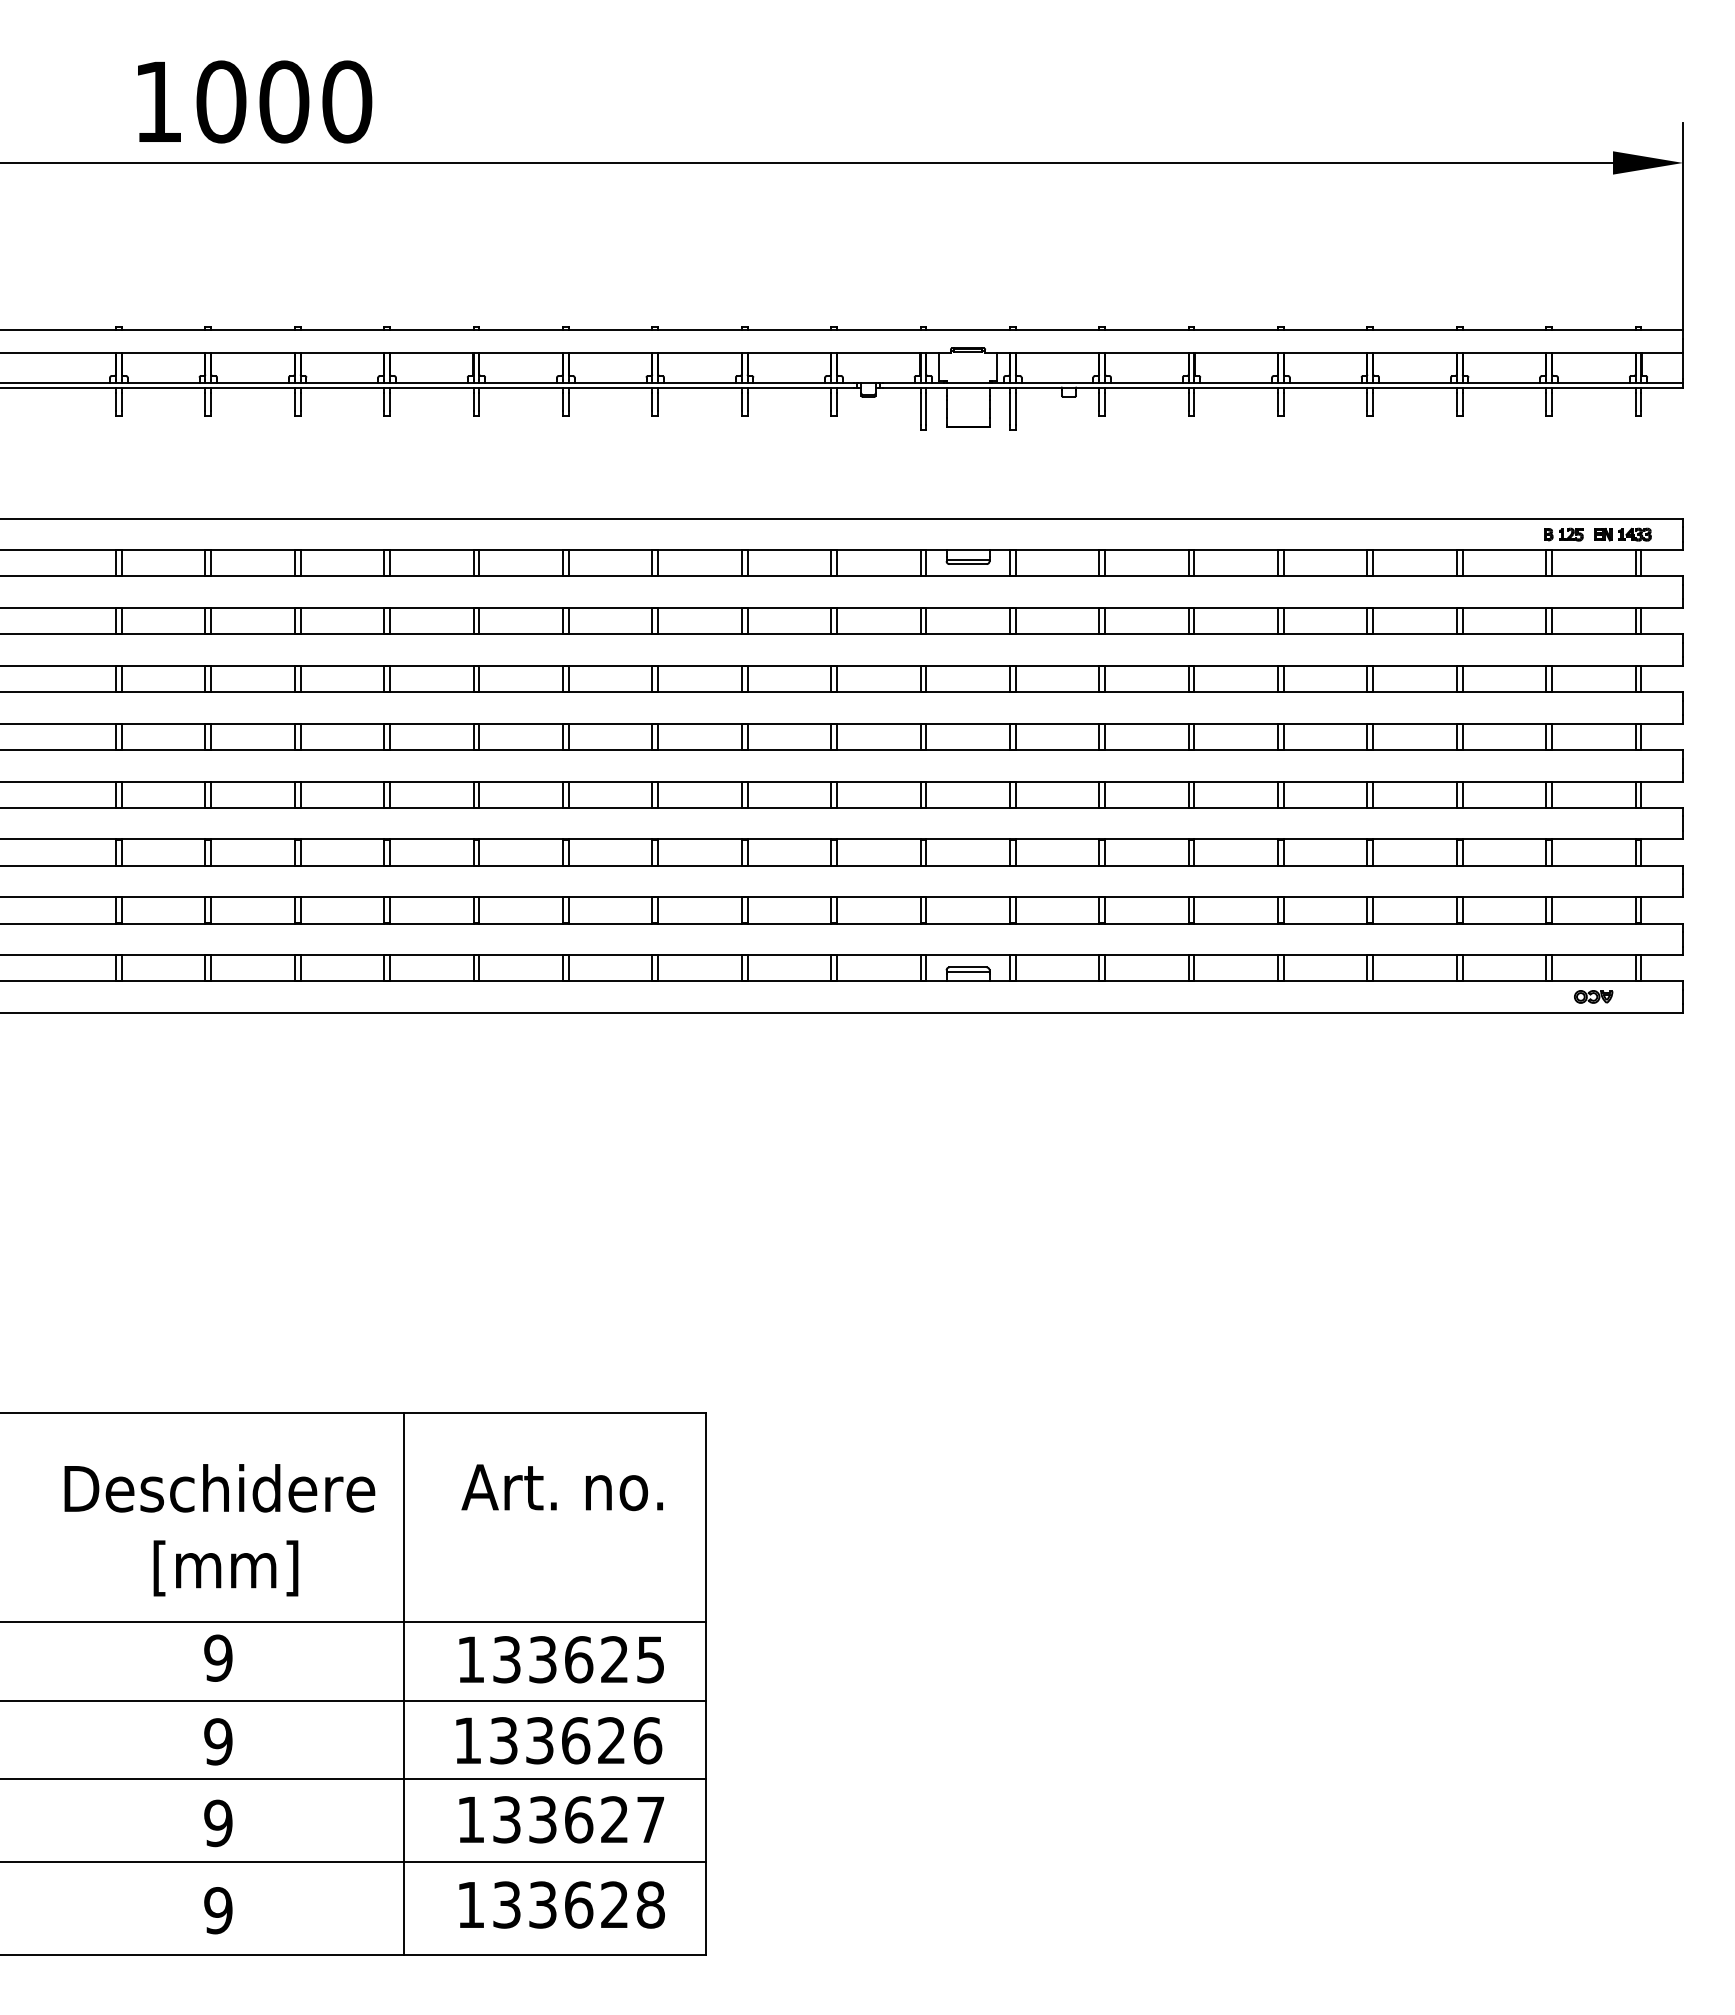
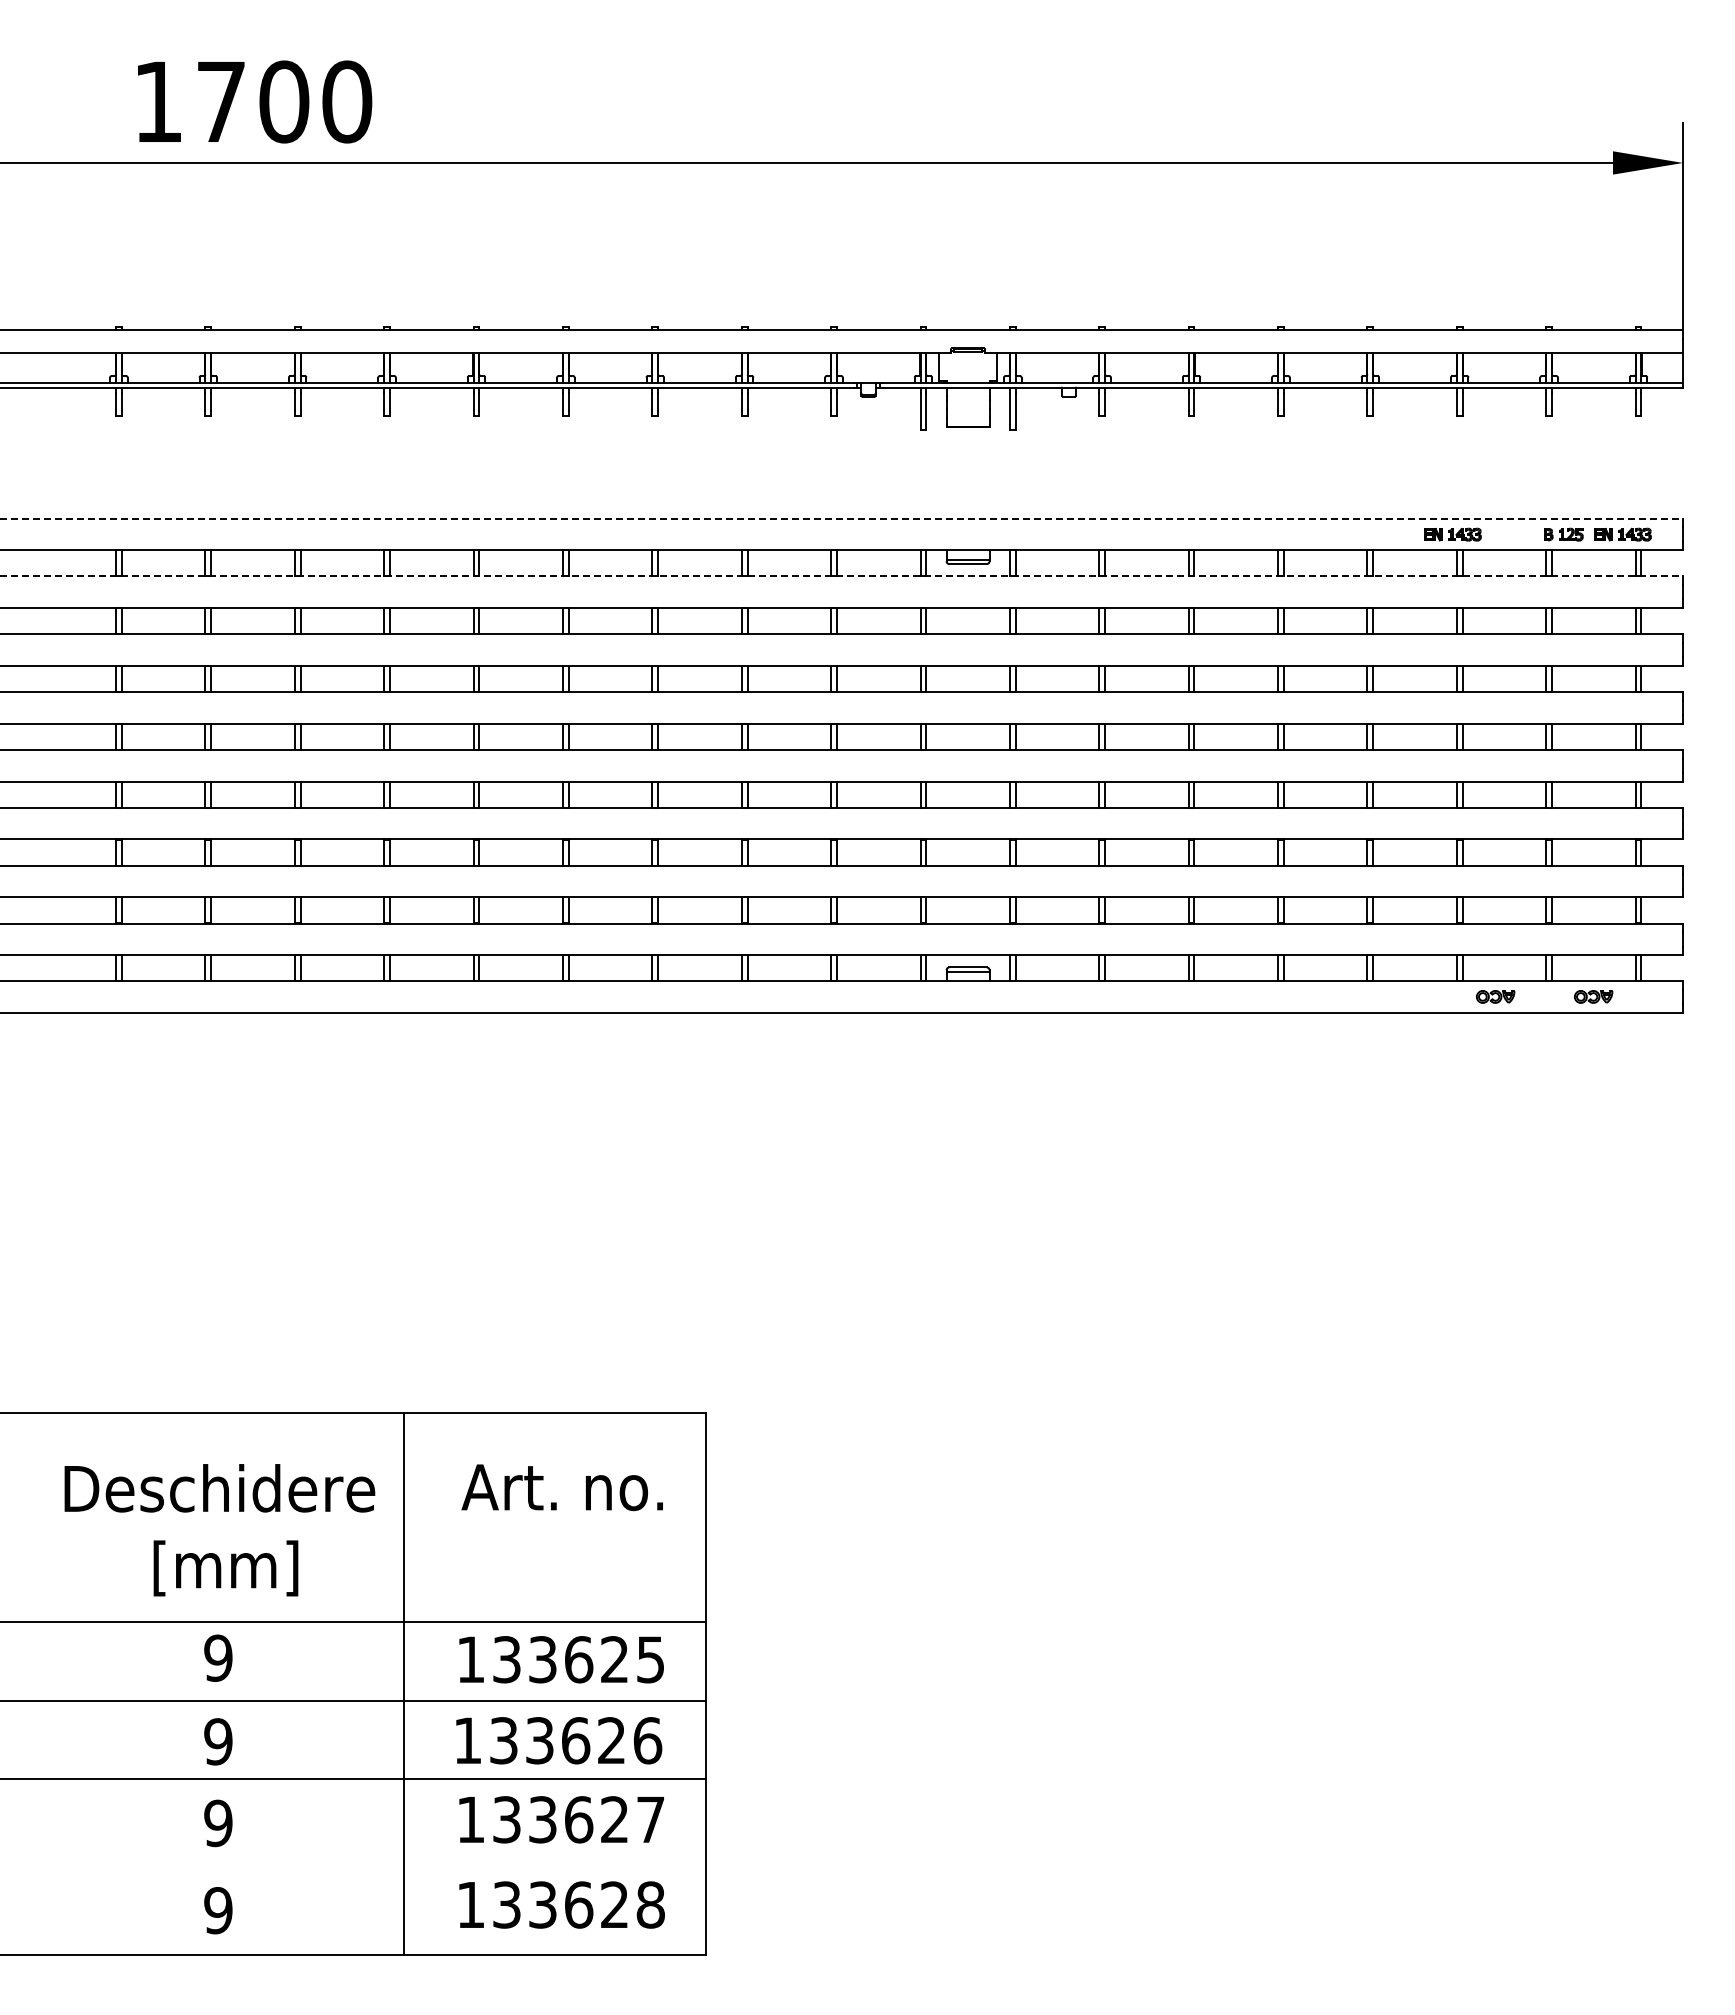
text: 1000 -> 1700 (221, 101)
line: solid -> dashed (842, 518)
part: none -> present (1452, 534)
line: solid -> dashed (842, 576)
part: none -> present (1495, 996)
line: present -> none (354, 1862)
